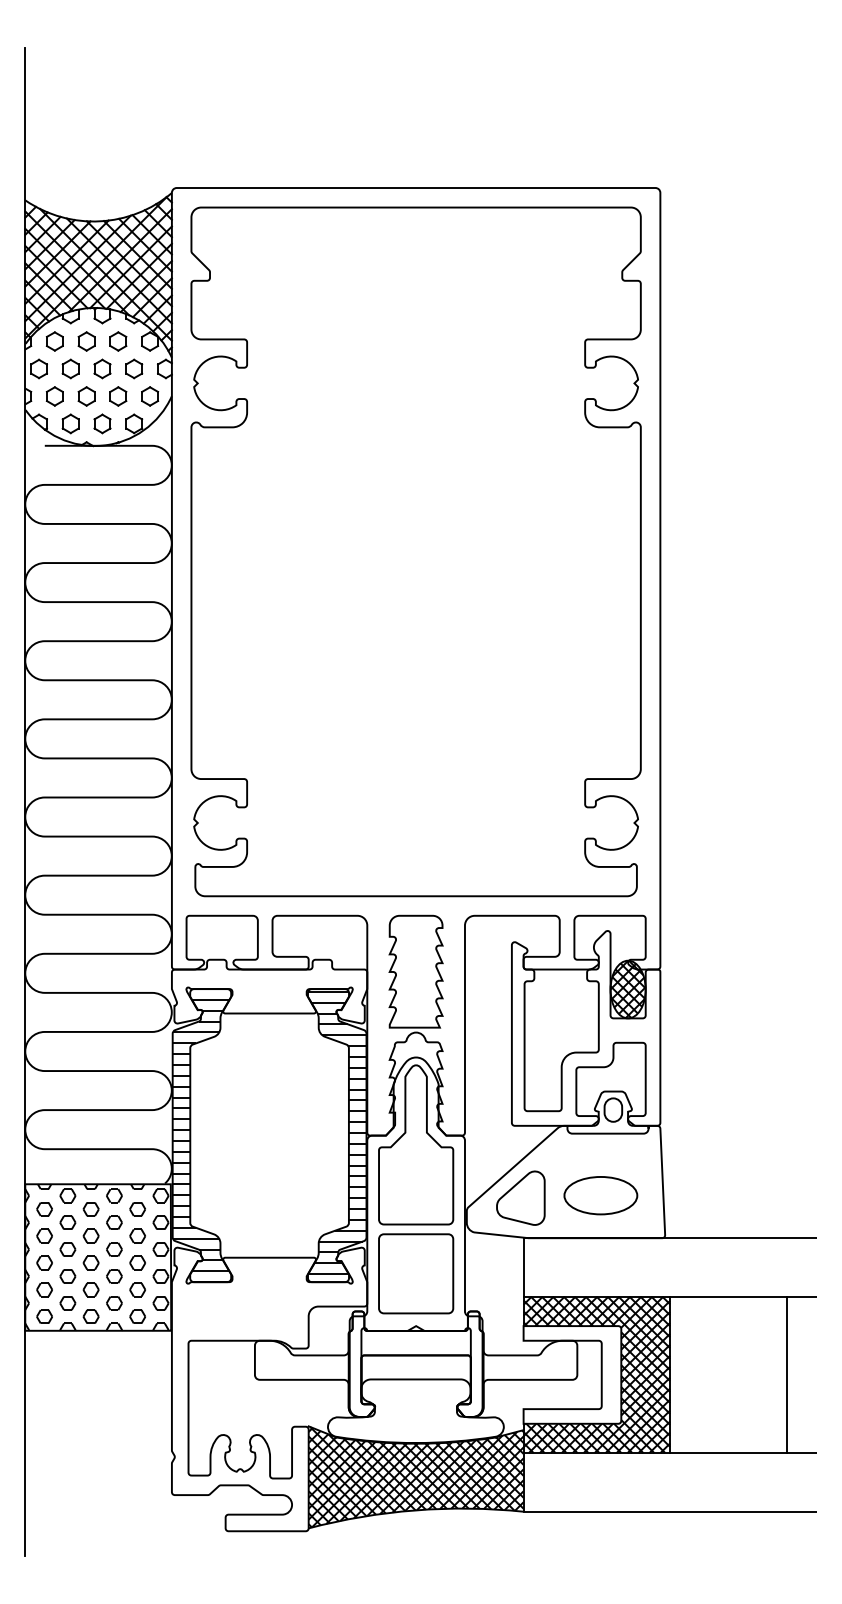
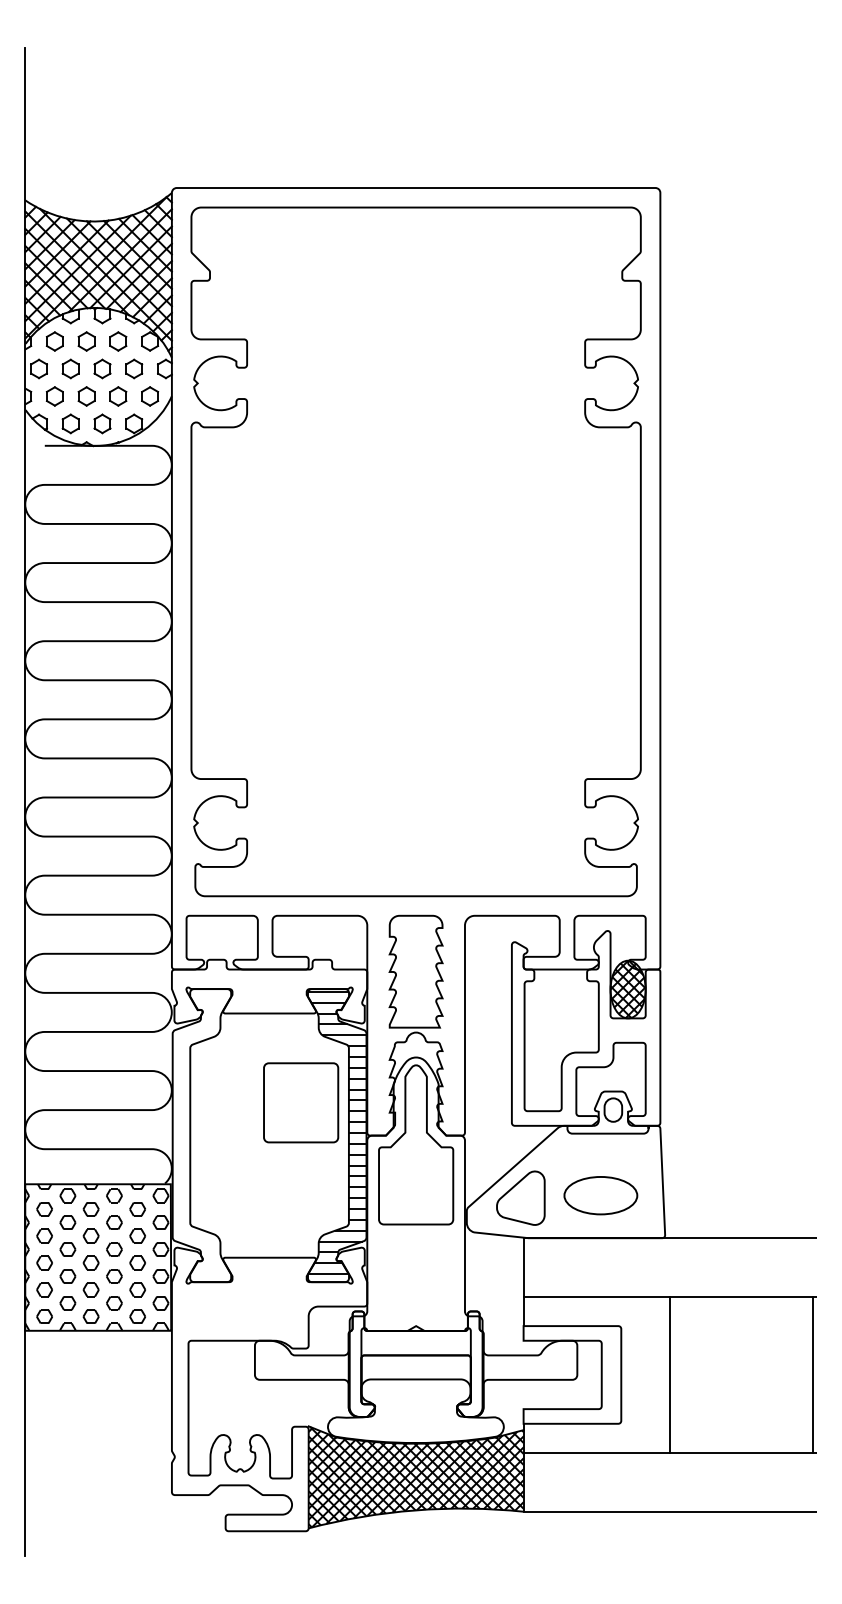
hatch: present -> none (200, 1140)
part position: (416, 1273) -> (301, 1102) (301, 1102)
hatch: present -> none (596, 1374)
line position: (787, 1374) -> (813, 1374) (813, 1374)
